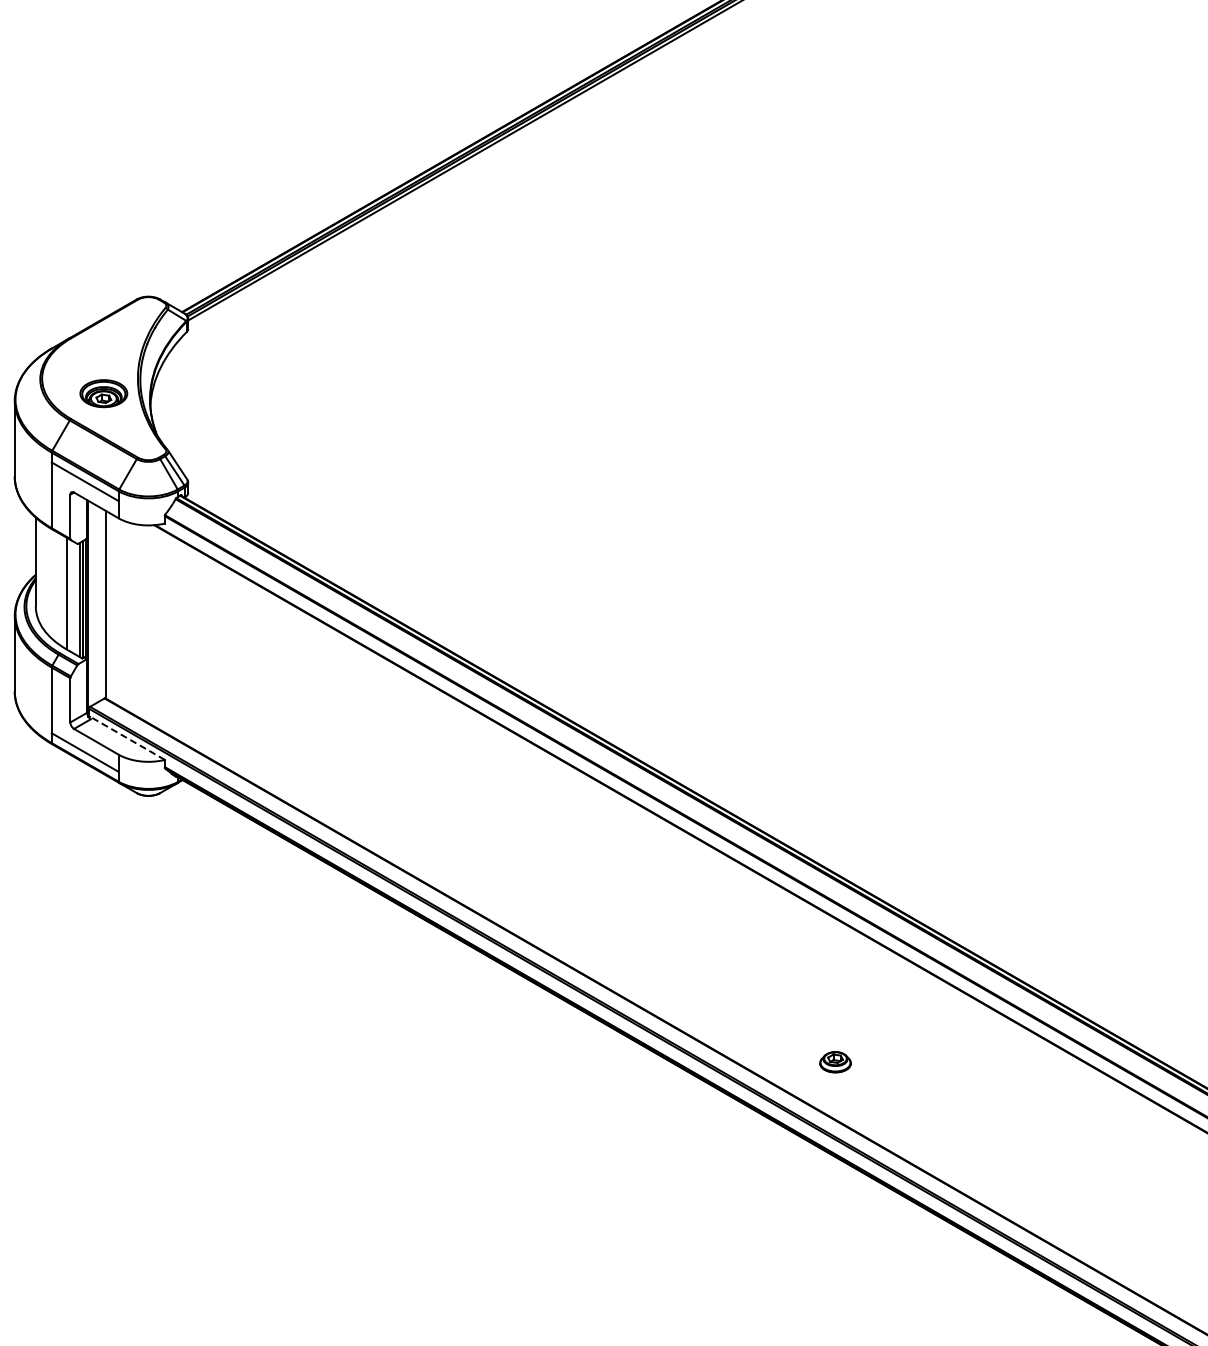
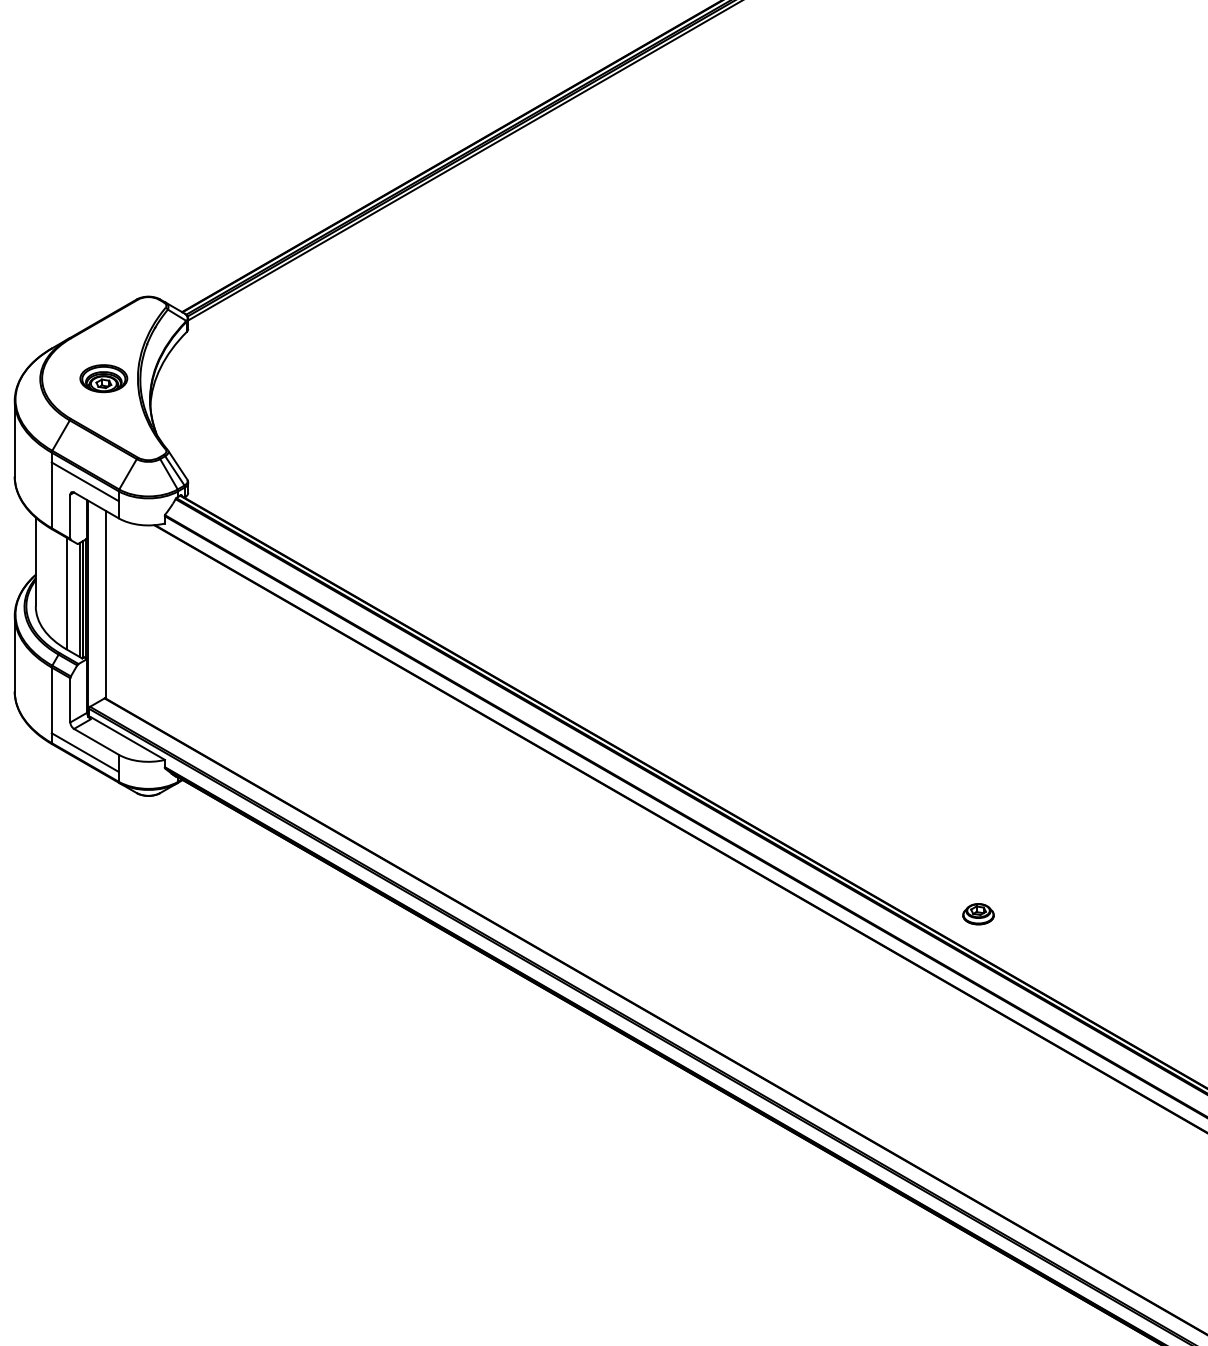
part position: (103, 393) -> (103, 378) (103, 378)
line: dashed -> solid (127, 738)
part position: (835, 1062) -> (978, 914) (978, 914)
